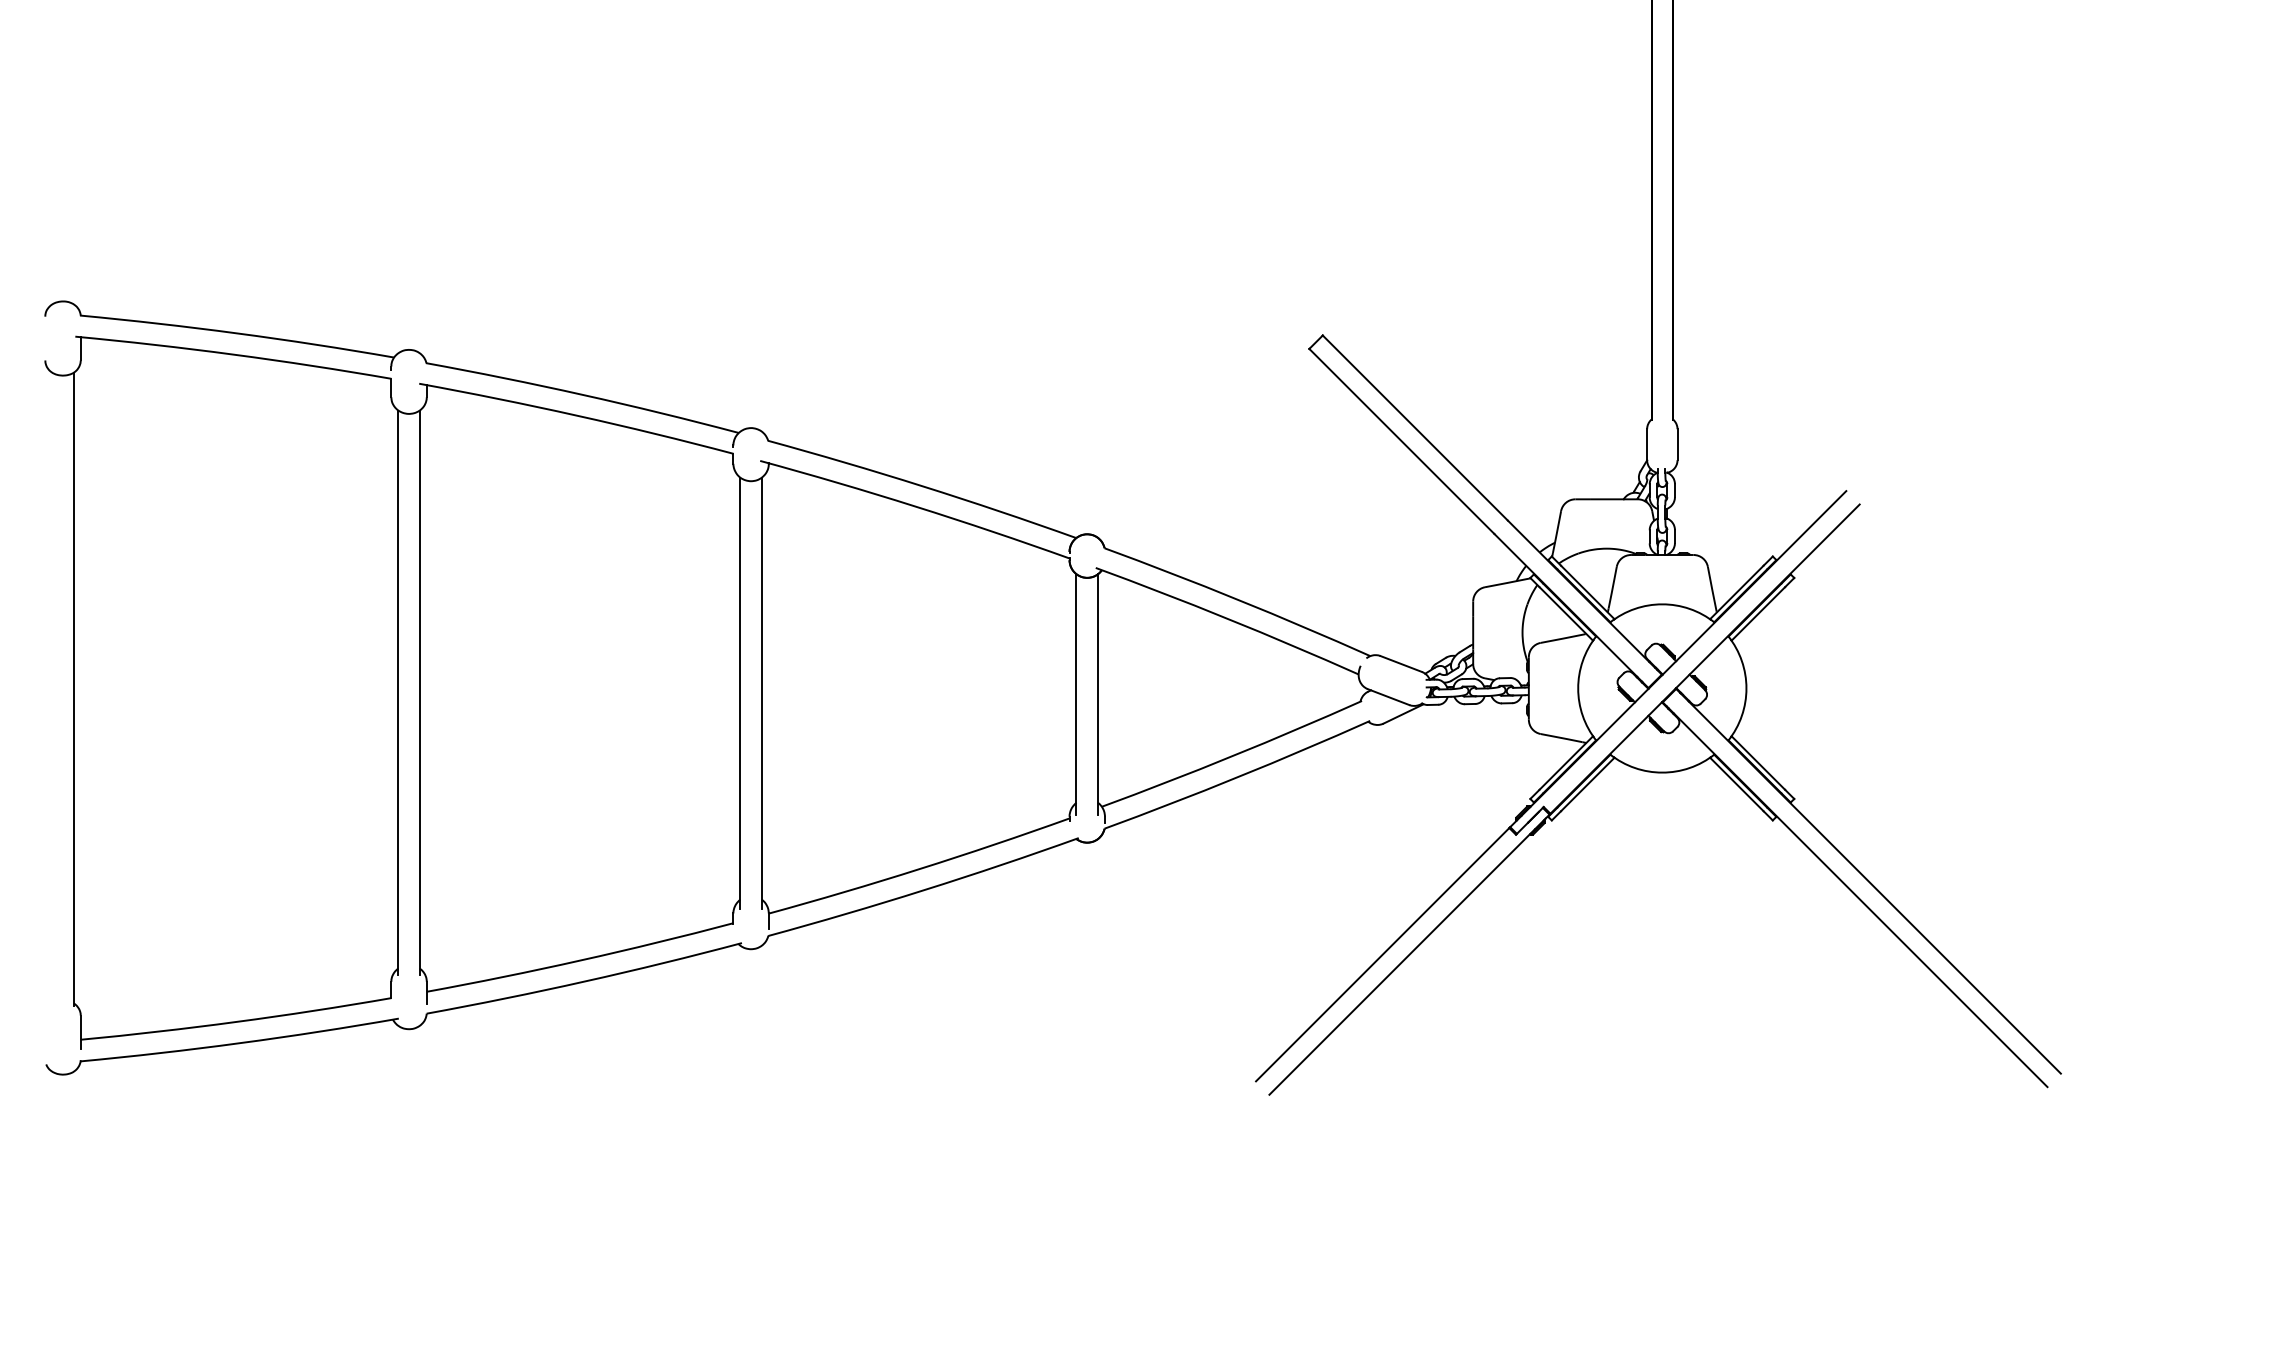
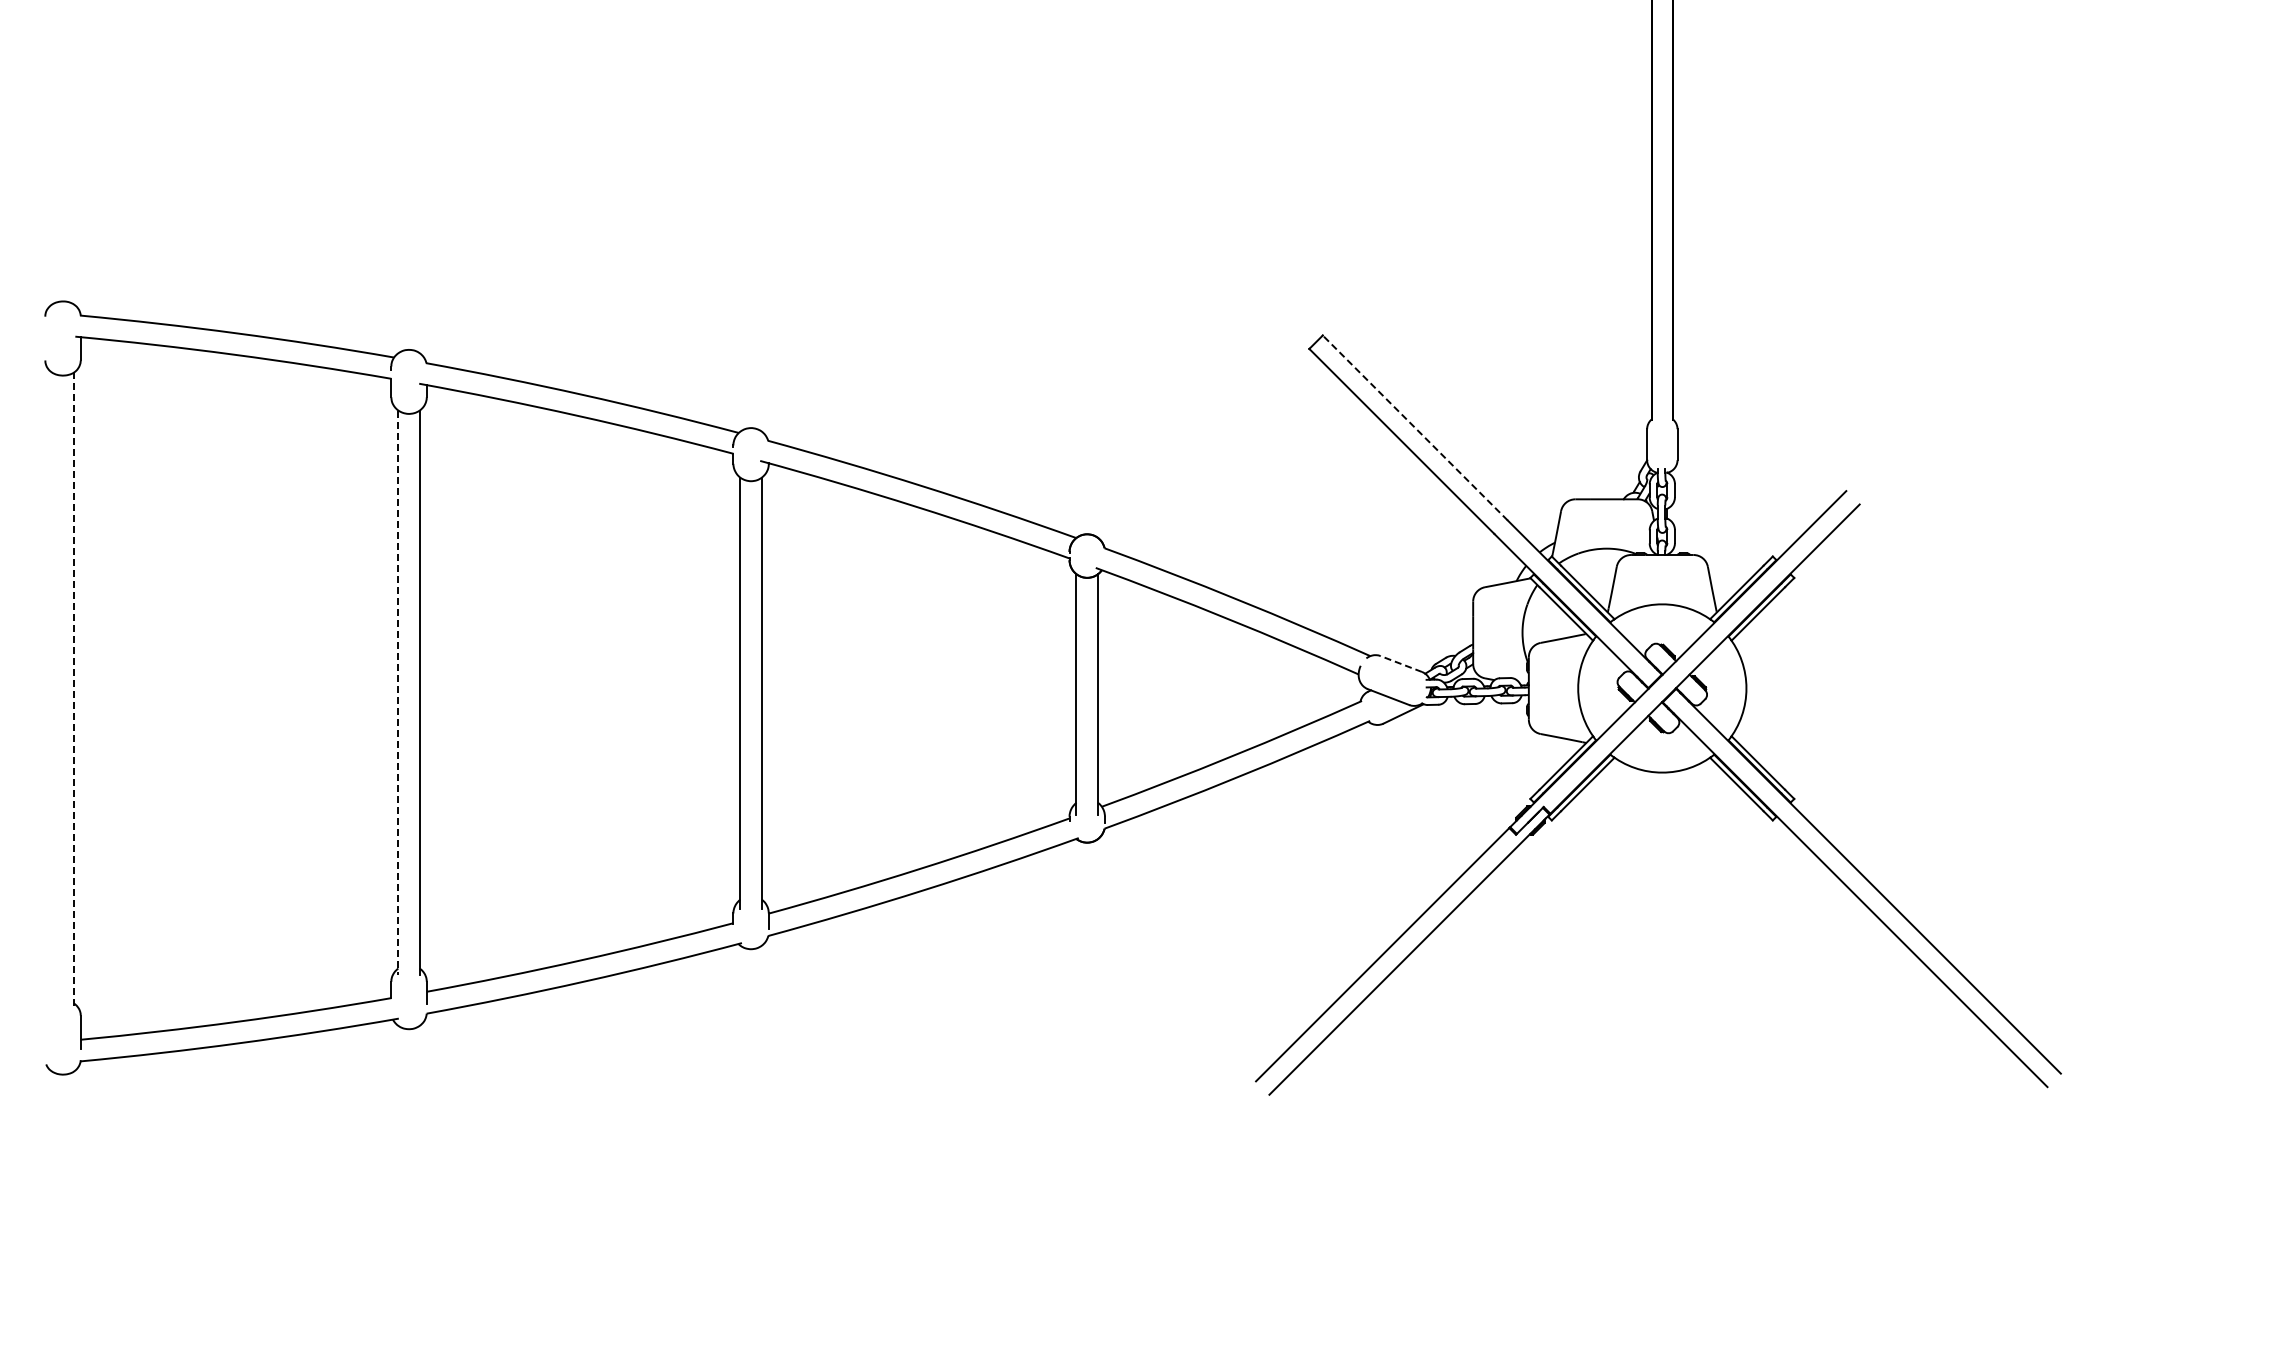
line: solid -> dashed (1415, 428)
line: solid -> dashed (1400, 663)
line: solid -> dashed (73, 689)
line: solid -> dashed (398, 693)
